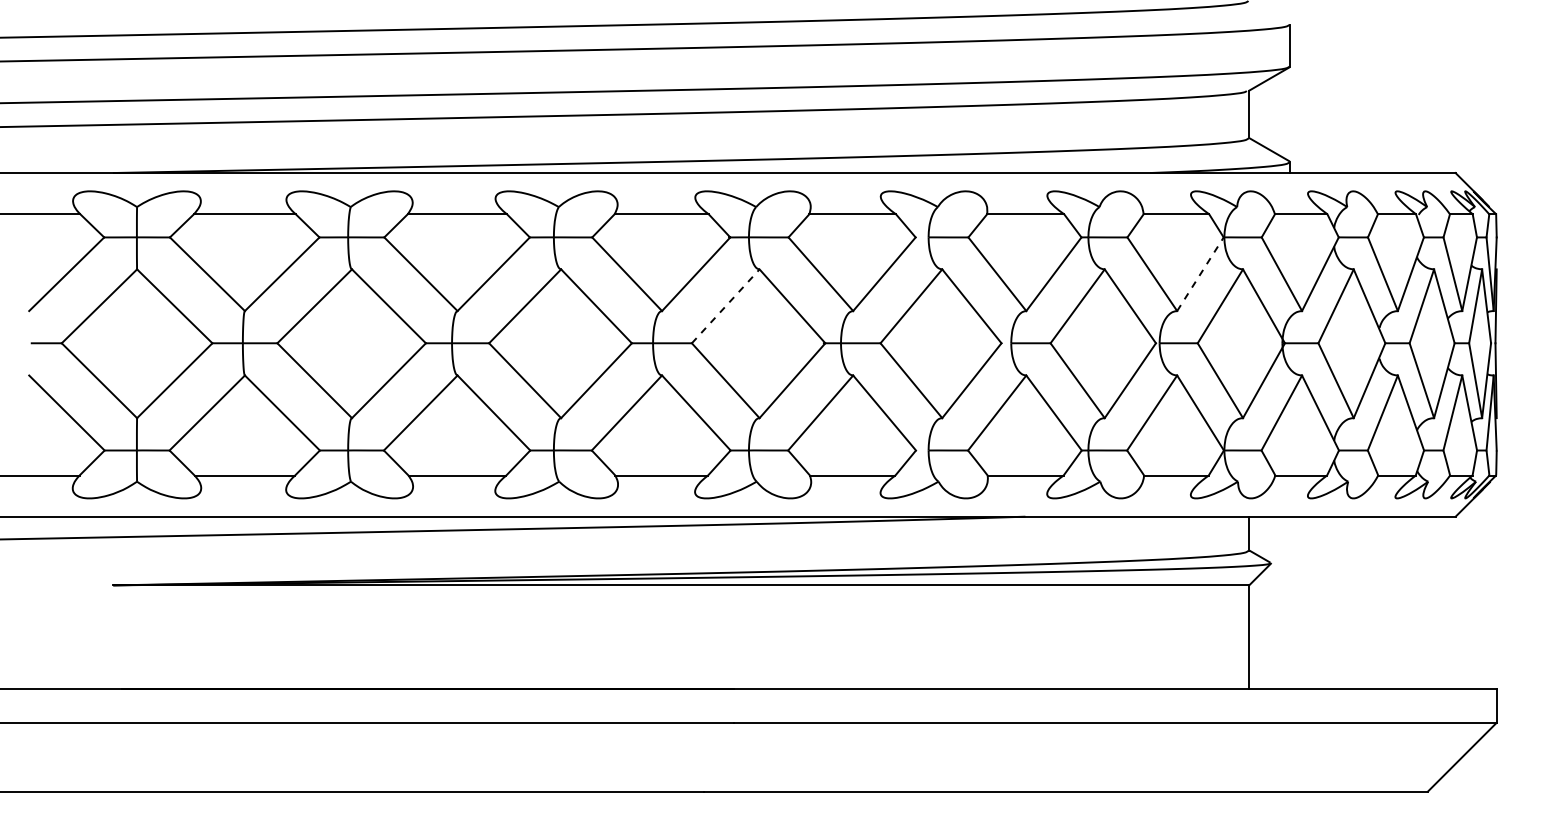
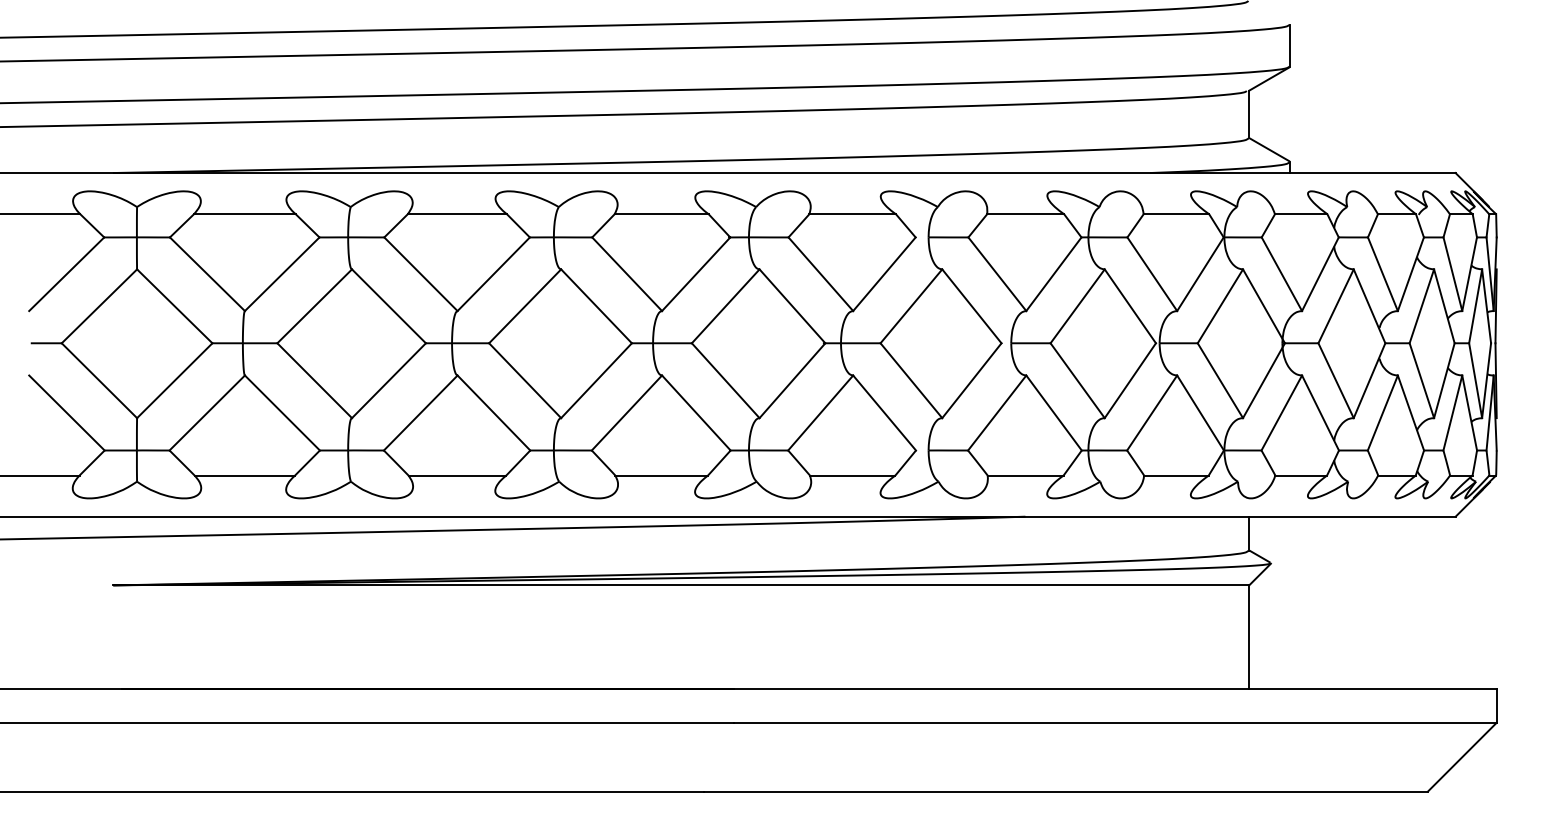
line: dashed -> solid (1200, 274)
line: dashed -> solid (726, 305)
